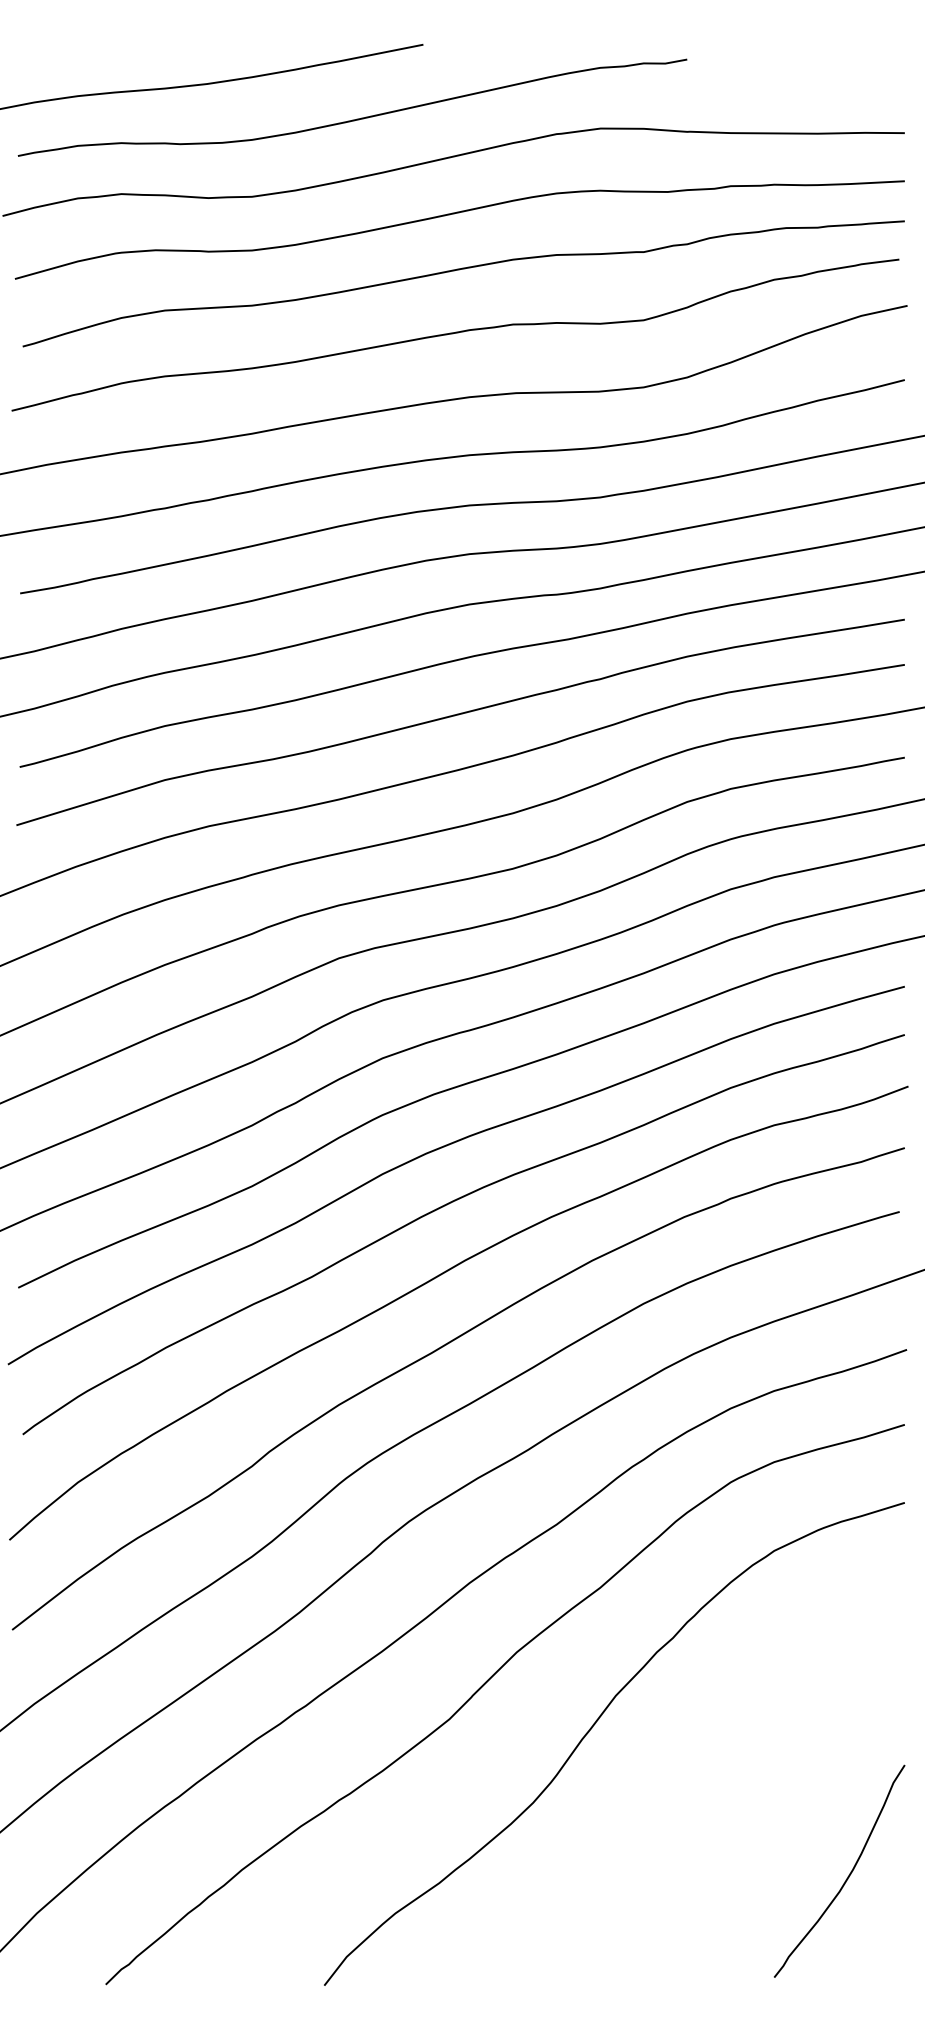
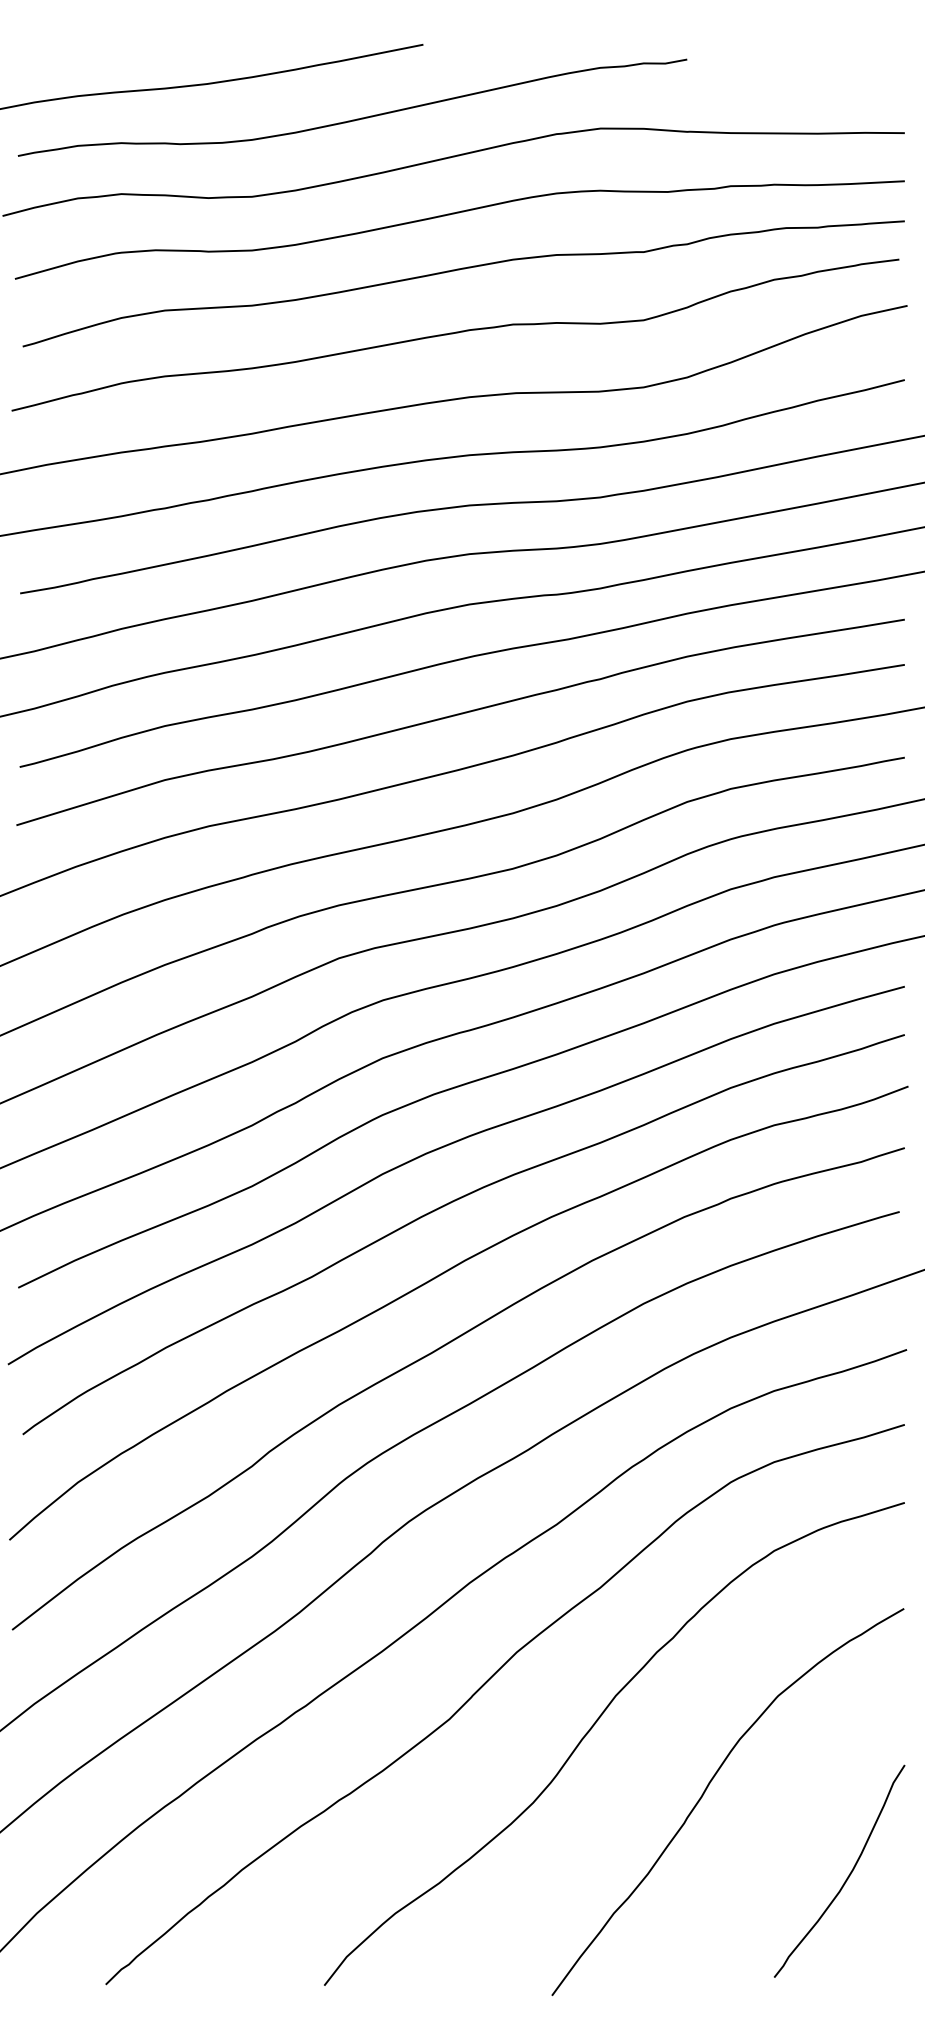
curve: none -> present (706, 1790)
